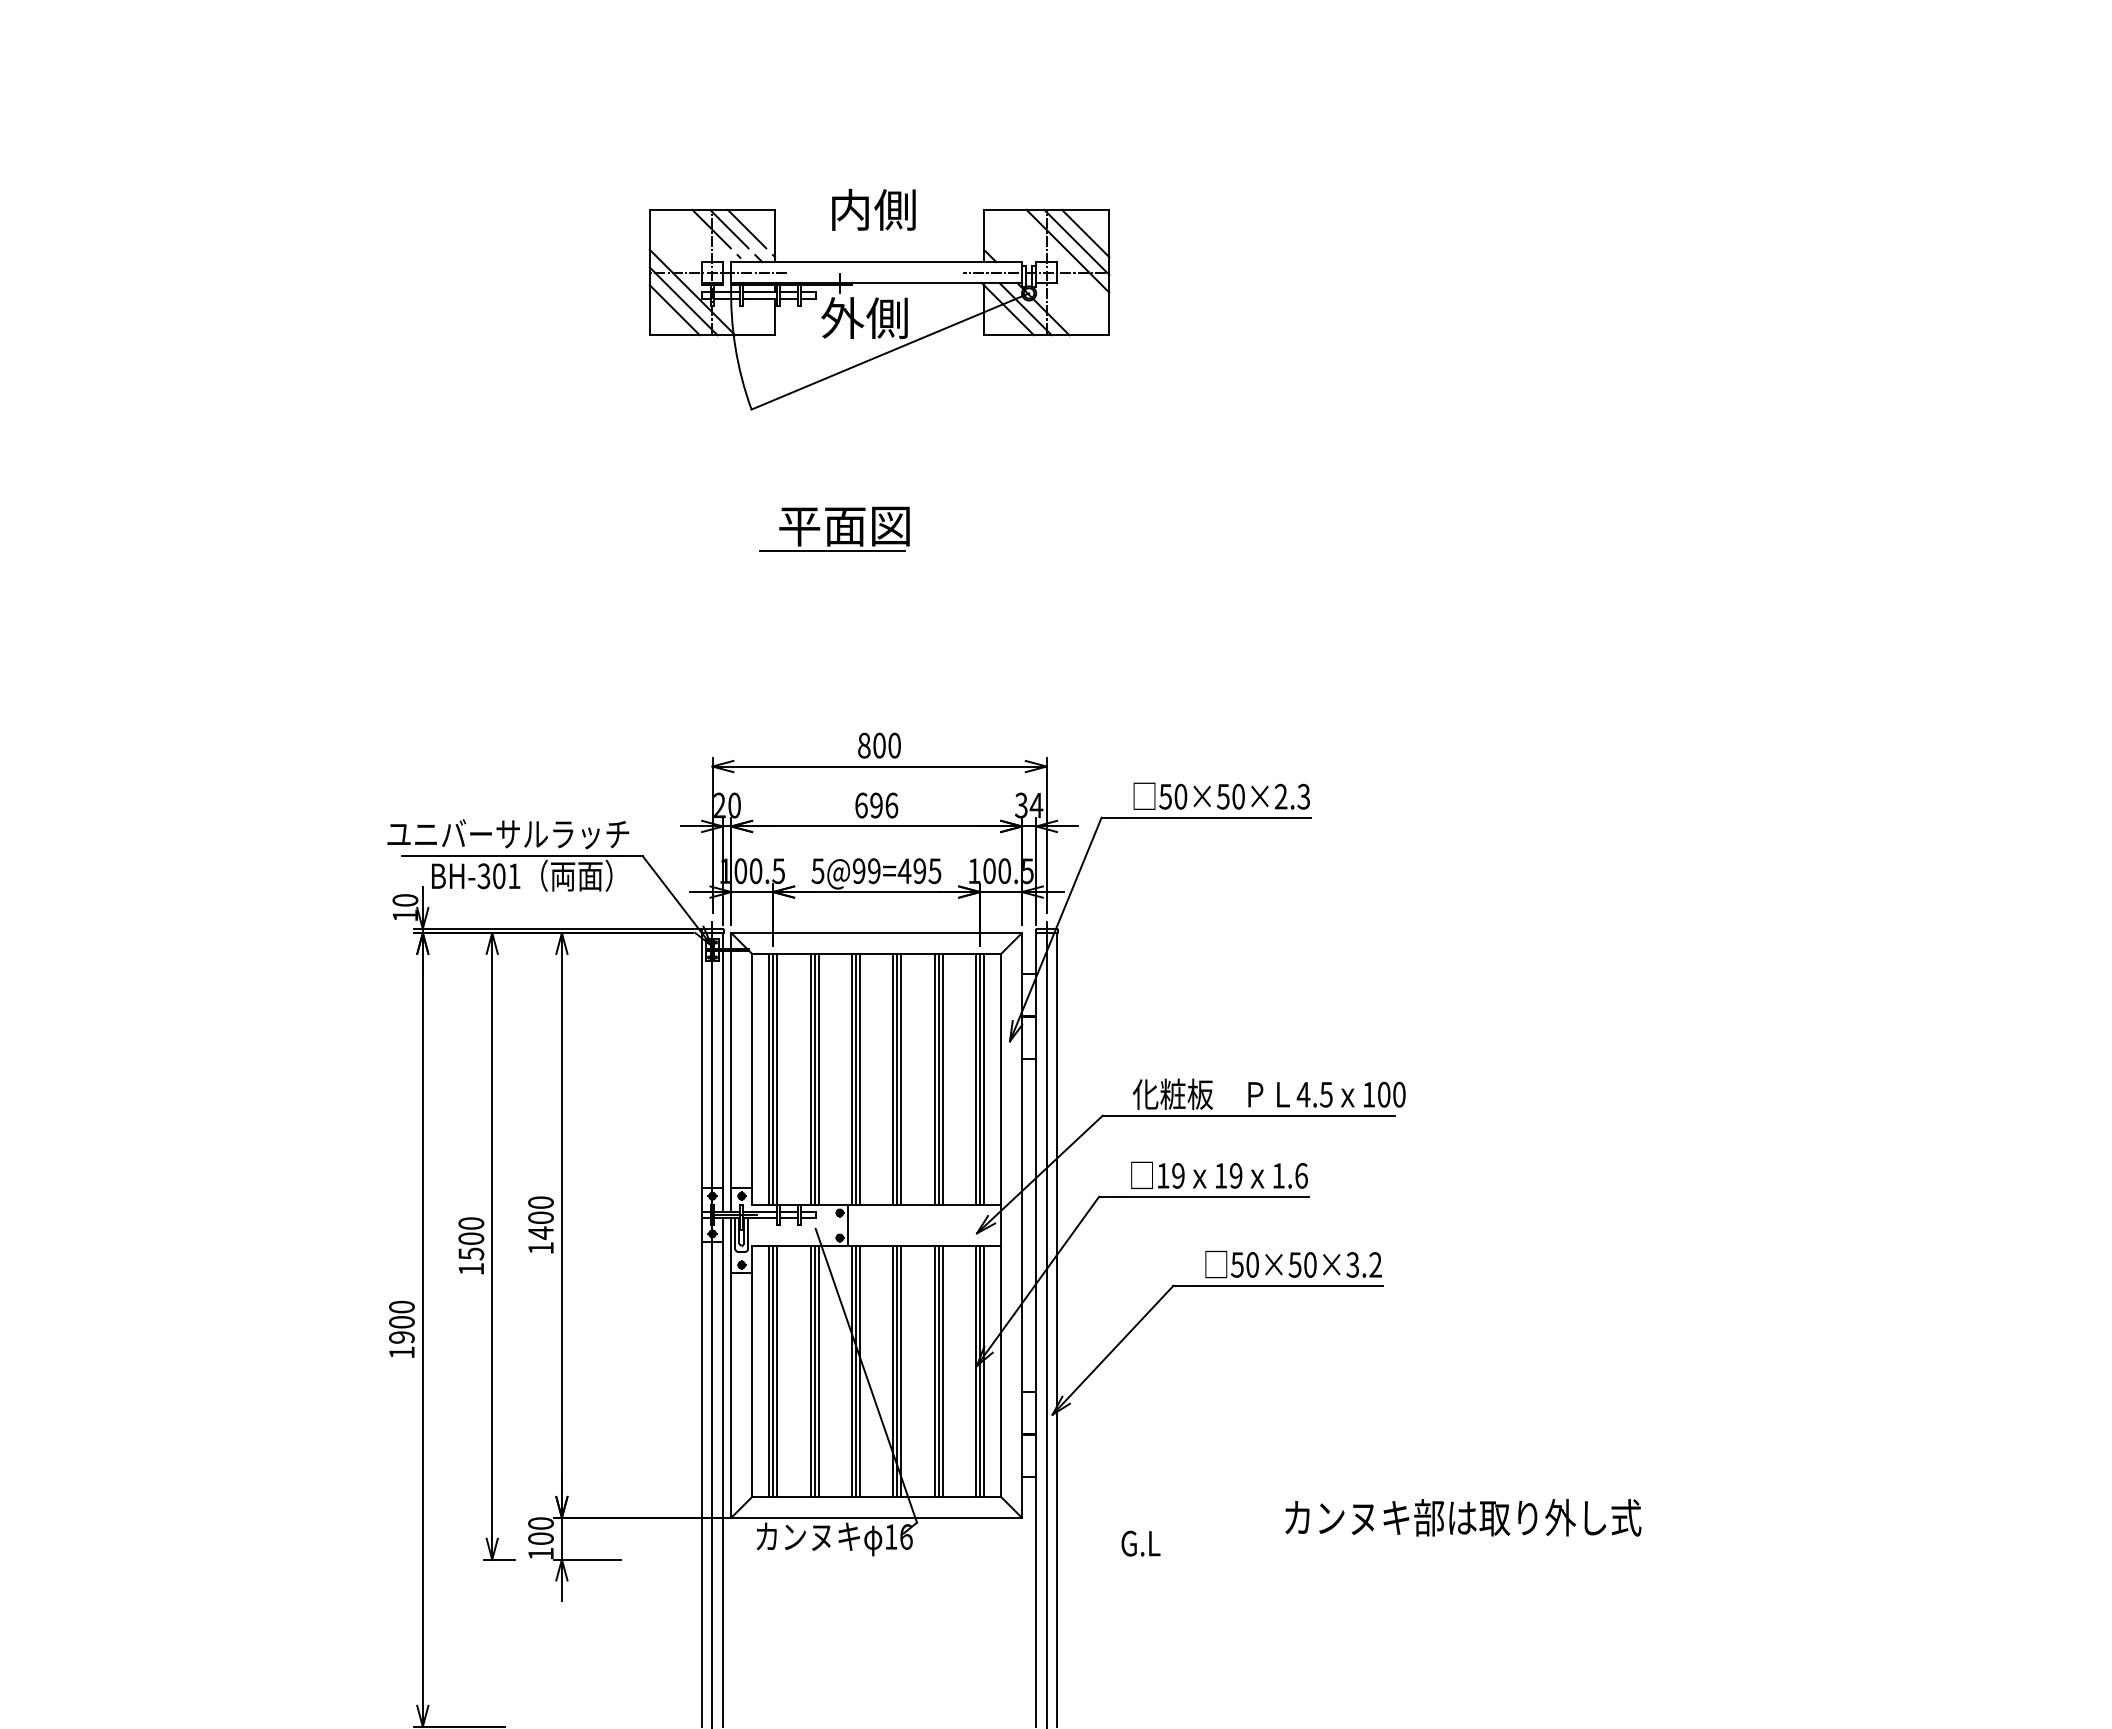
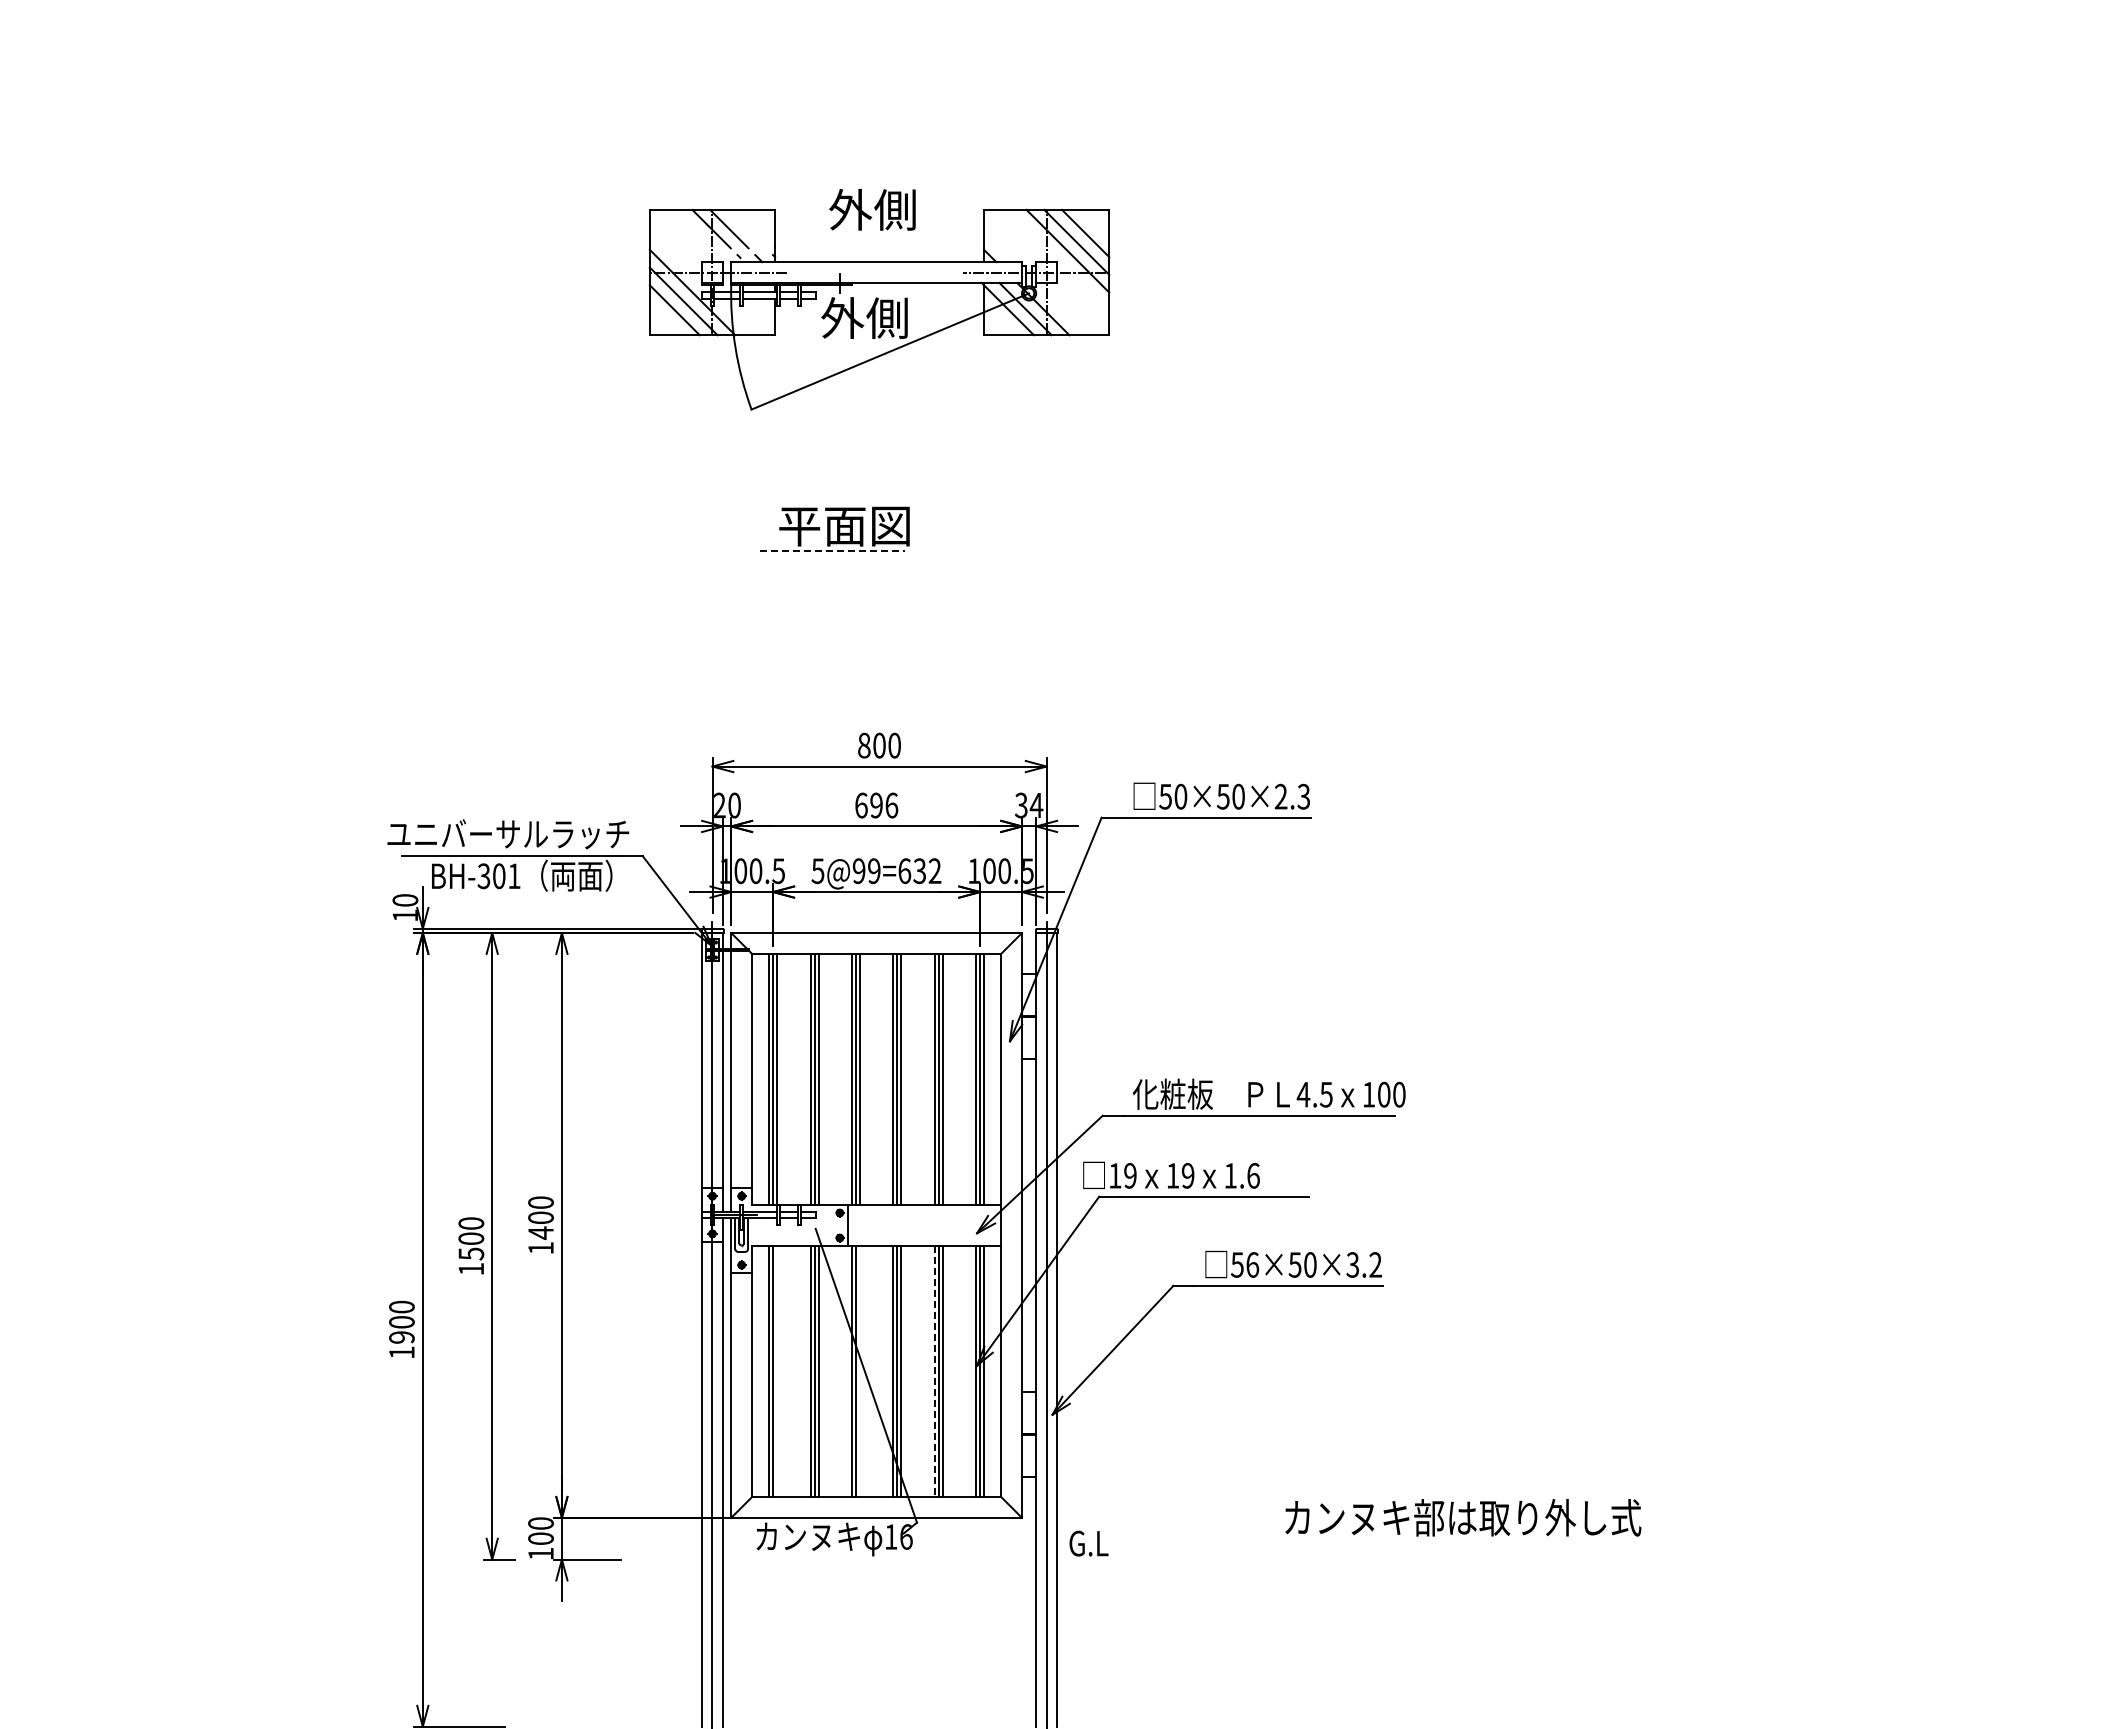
text: 内側 -> 外側 (850, 209)
line: present -> none (746, 228)
line: solid -> dashed (832, 551)
text: 5@99=495 -> 5@99=632 (919, 871)
text position: (1219, 1174) -> (1171, 1174) (1171, 1174)
text: 50×50×3.2 -> 56×50×3.2 (1252, 1264)
line: present -> none (777, 1371)
line: present -> none (859, 1371)
line: solid -> dashed (934, 1372)
text position: (1140, 1543) -> (1088, 1543) (1088, 1543)
